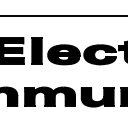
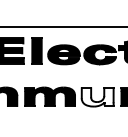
line position: (63, 16) -> (63, 27) (63, 27)
fill: present -> none (97, 97)
